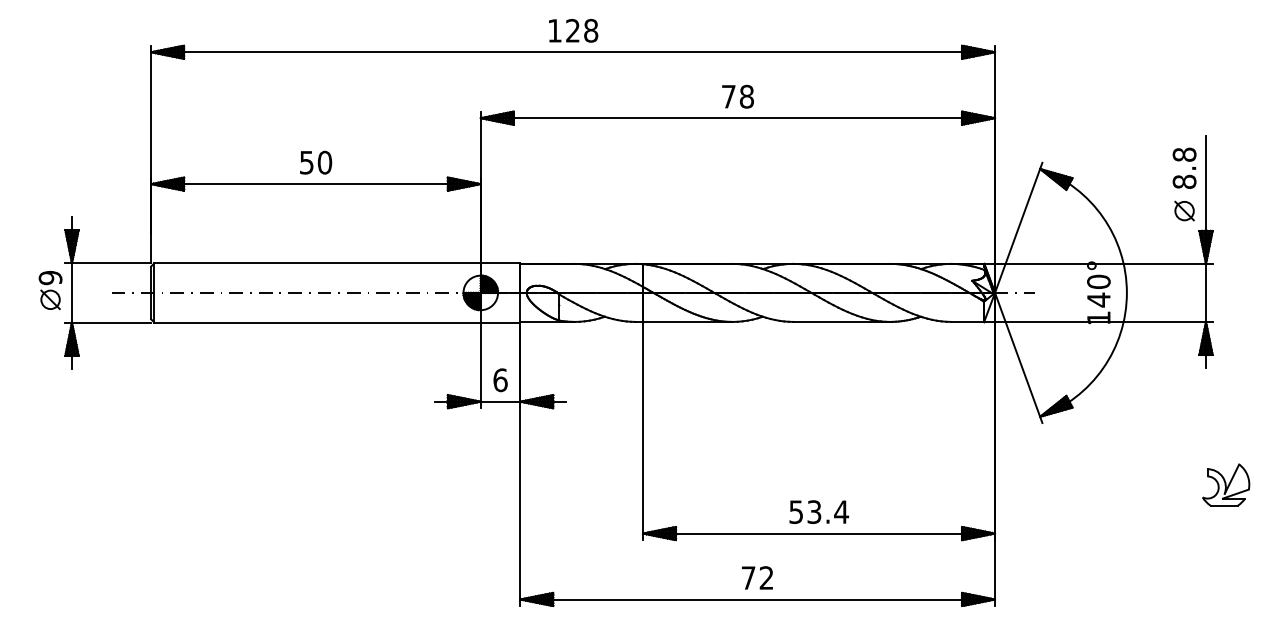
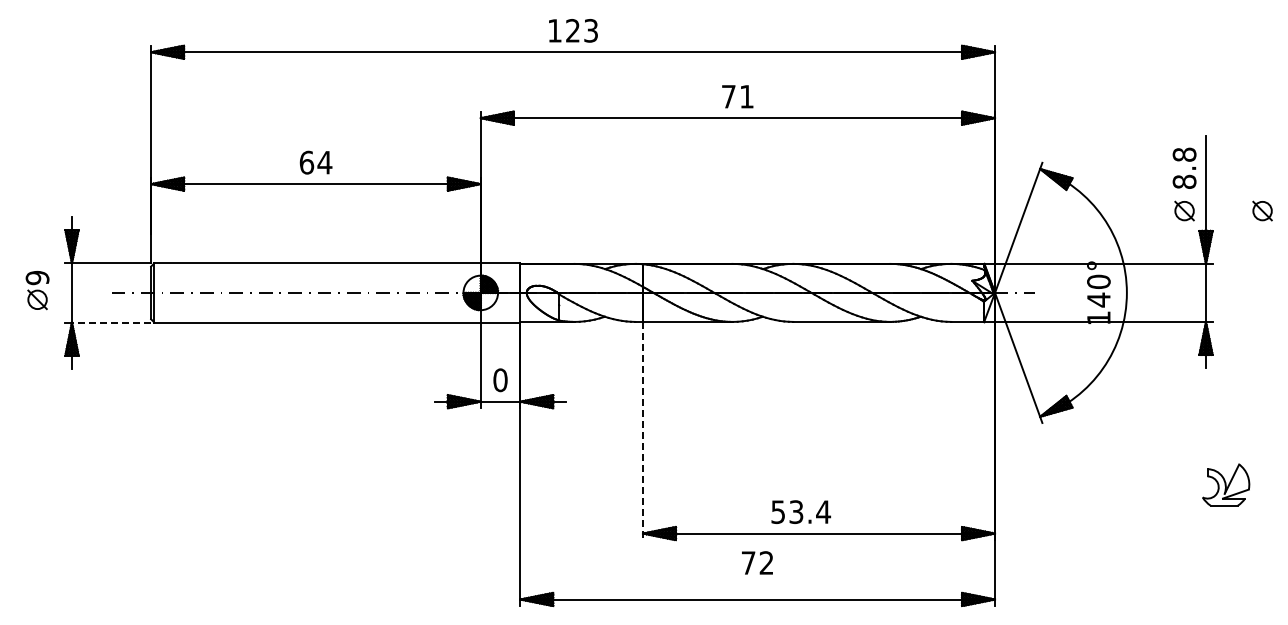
text: 128 -> 123 (591, 30)
text: 78 -> 71 (746, 96)
text: 50 -> 64 (315, 162)
part: none -> present (1262, 210)
part position: (50, 290) -> (37, 290) (37, 290)
line: solid -> dashed (111, 322)
text: 6 -> 0 (500, 379)
line: solid -> dashed (642, 431)
text position: (818, 511) -> (800, 511) (800, 511)
text position: (757, 577) -> (757, 562) (757, 562)
